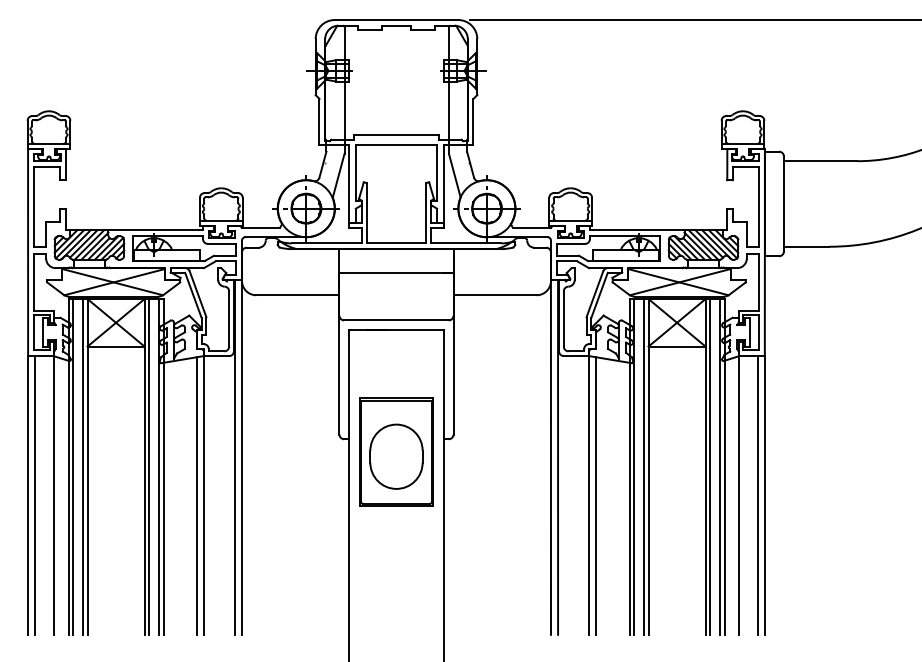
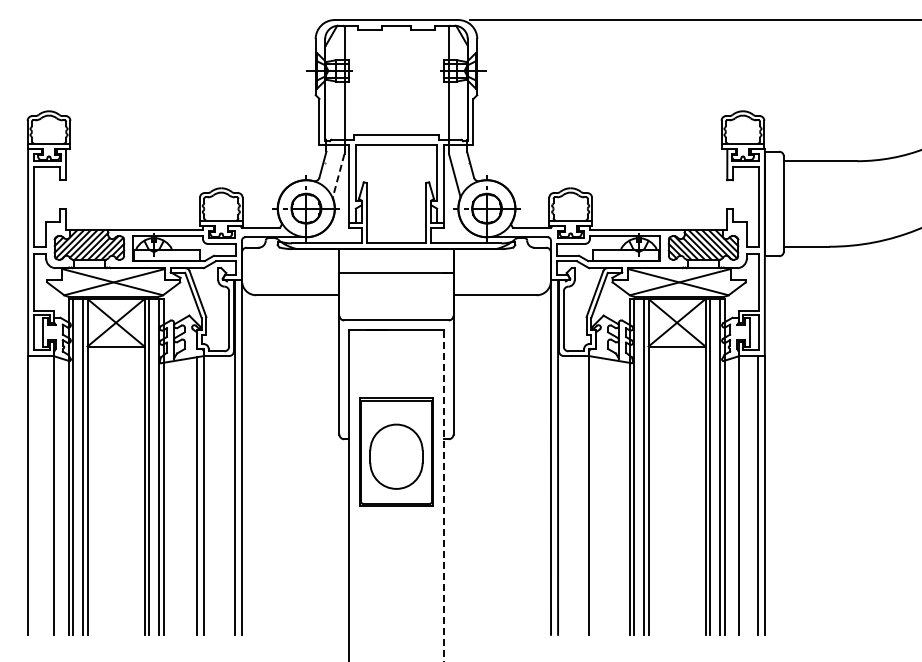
line: solid -> dashed (338, 175)
line: present -> none (35, 495)
line: solid -> dashed (444, 495)
line: present -> none (596, 495)
